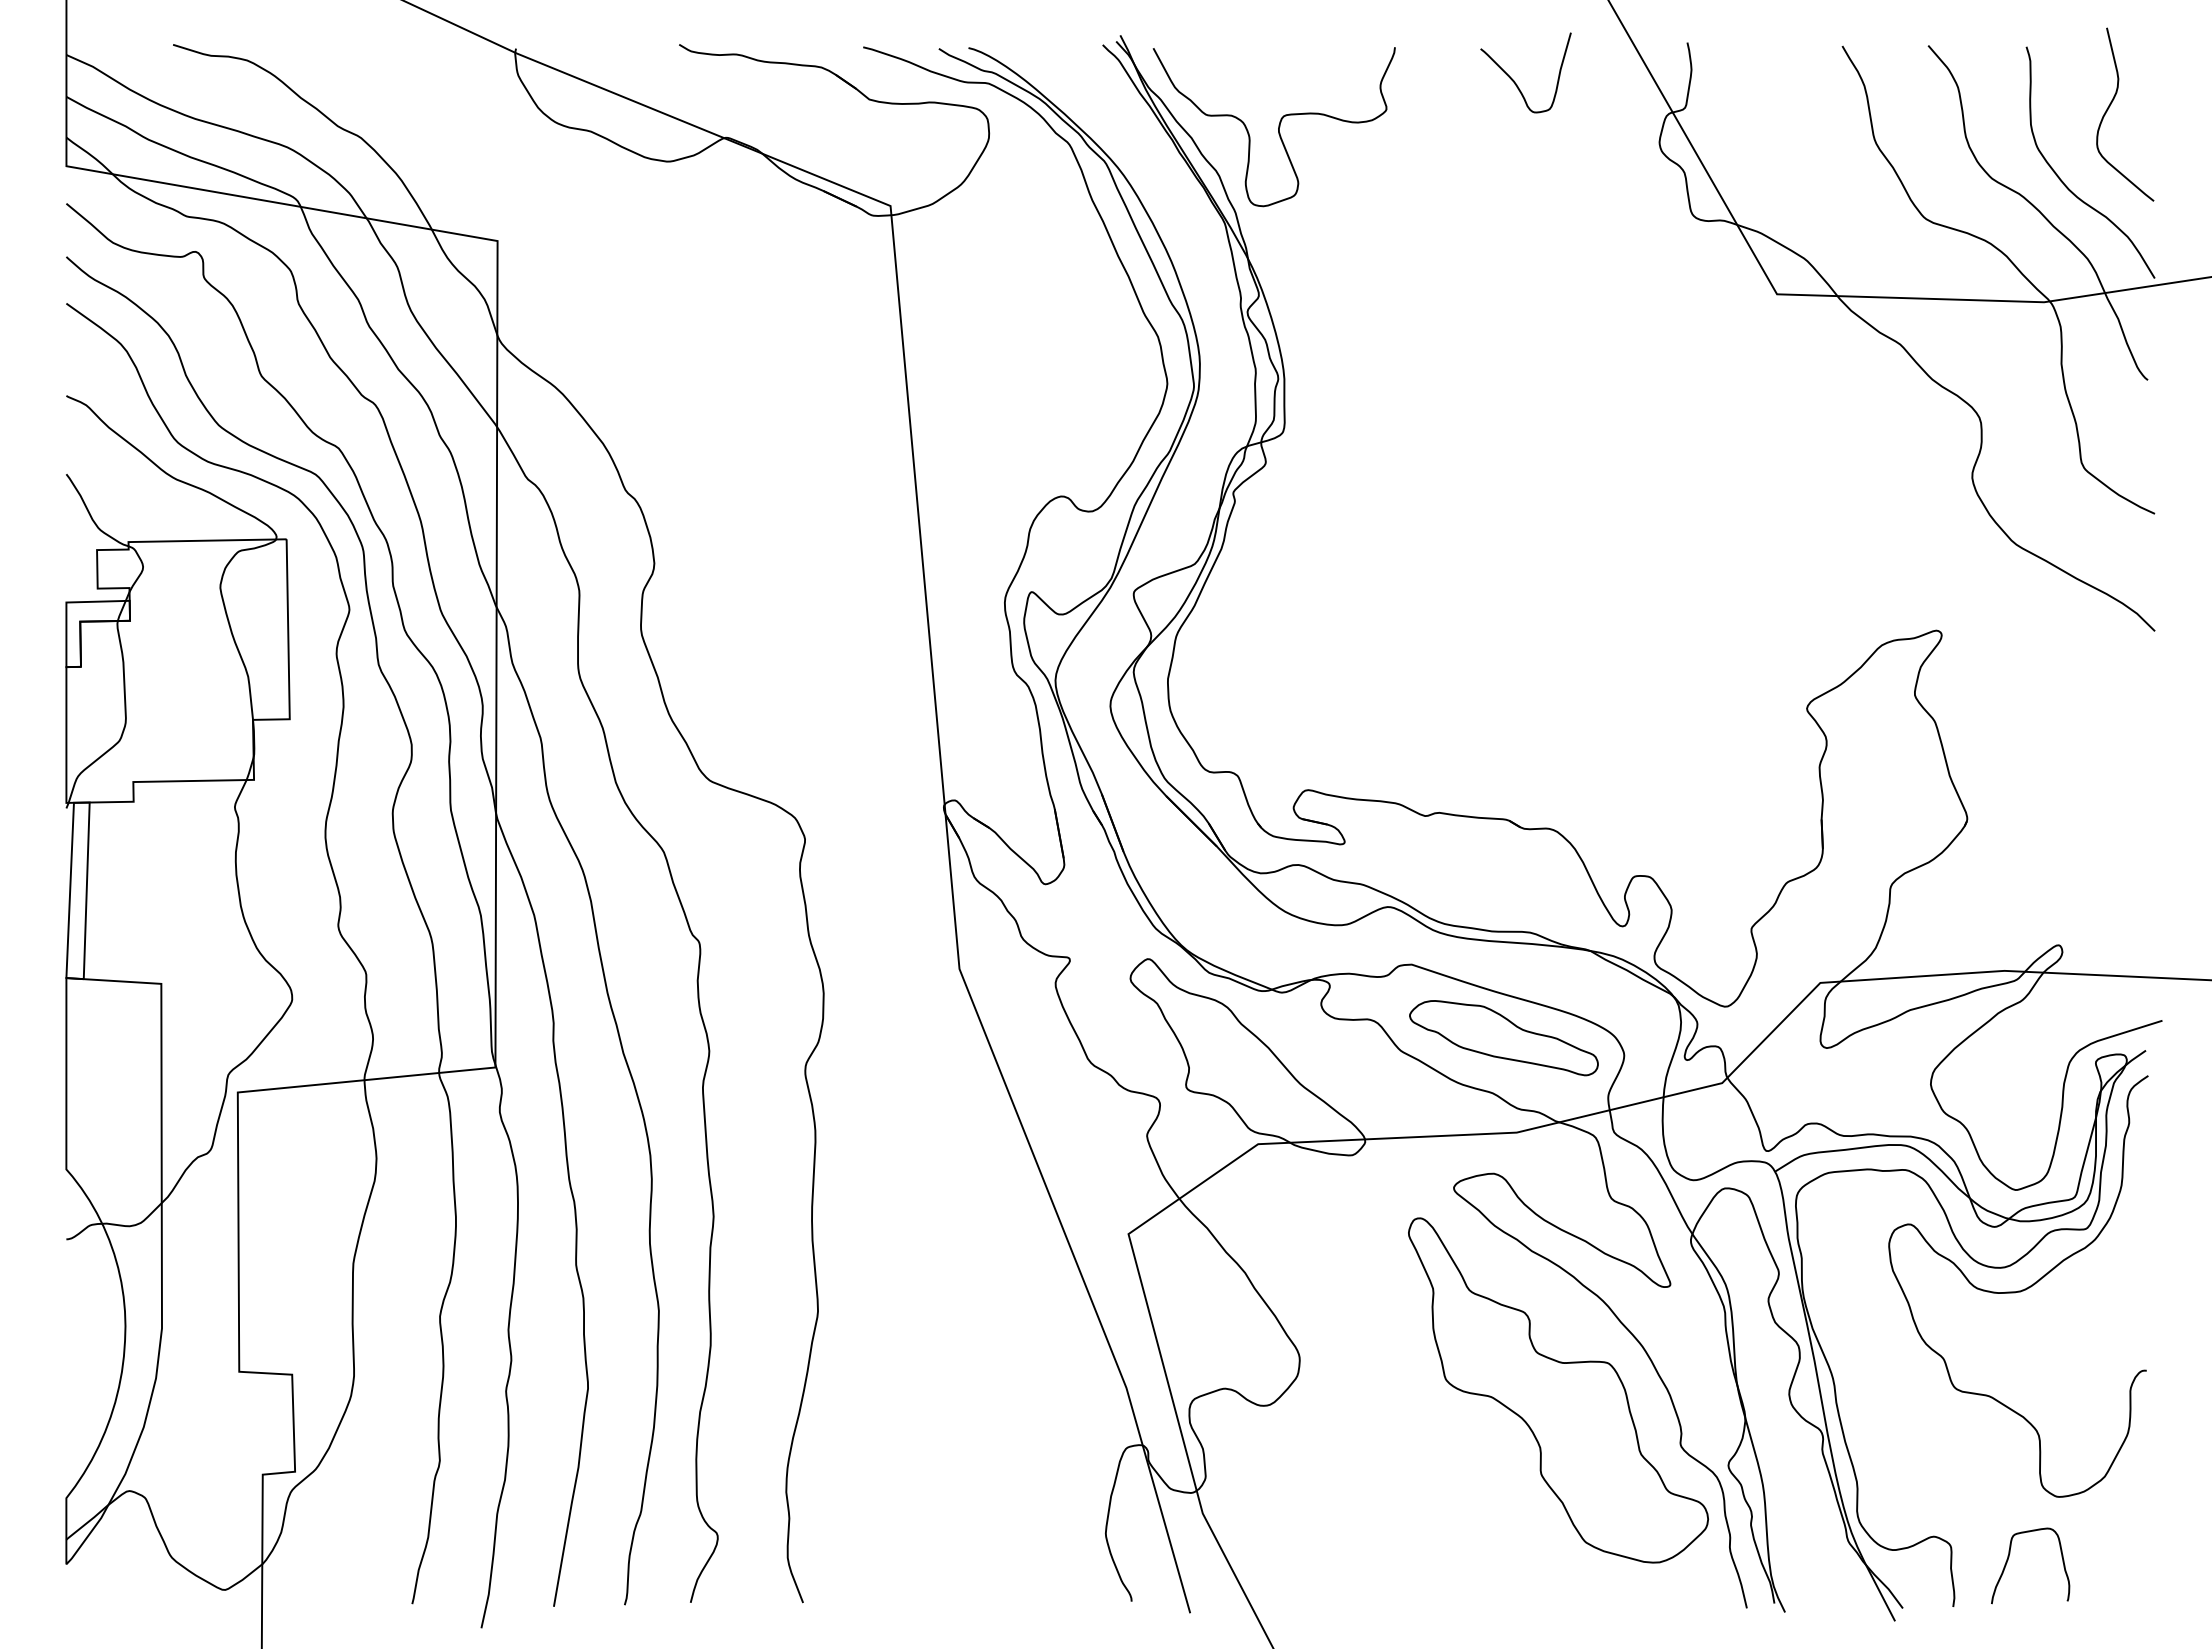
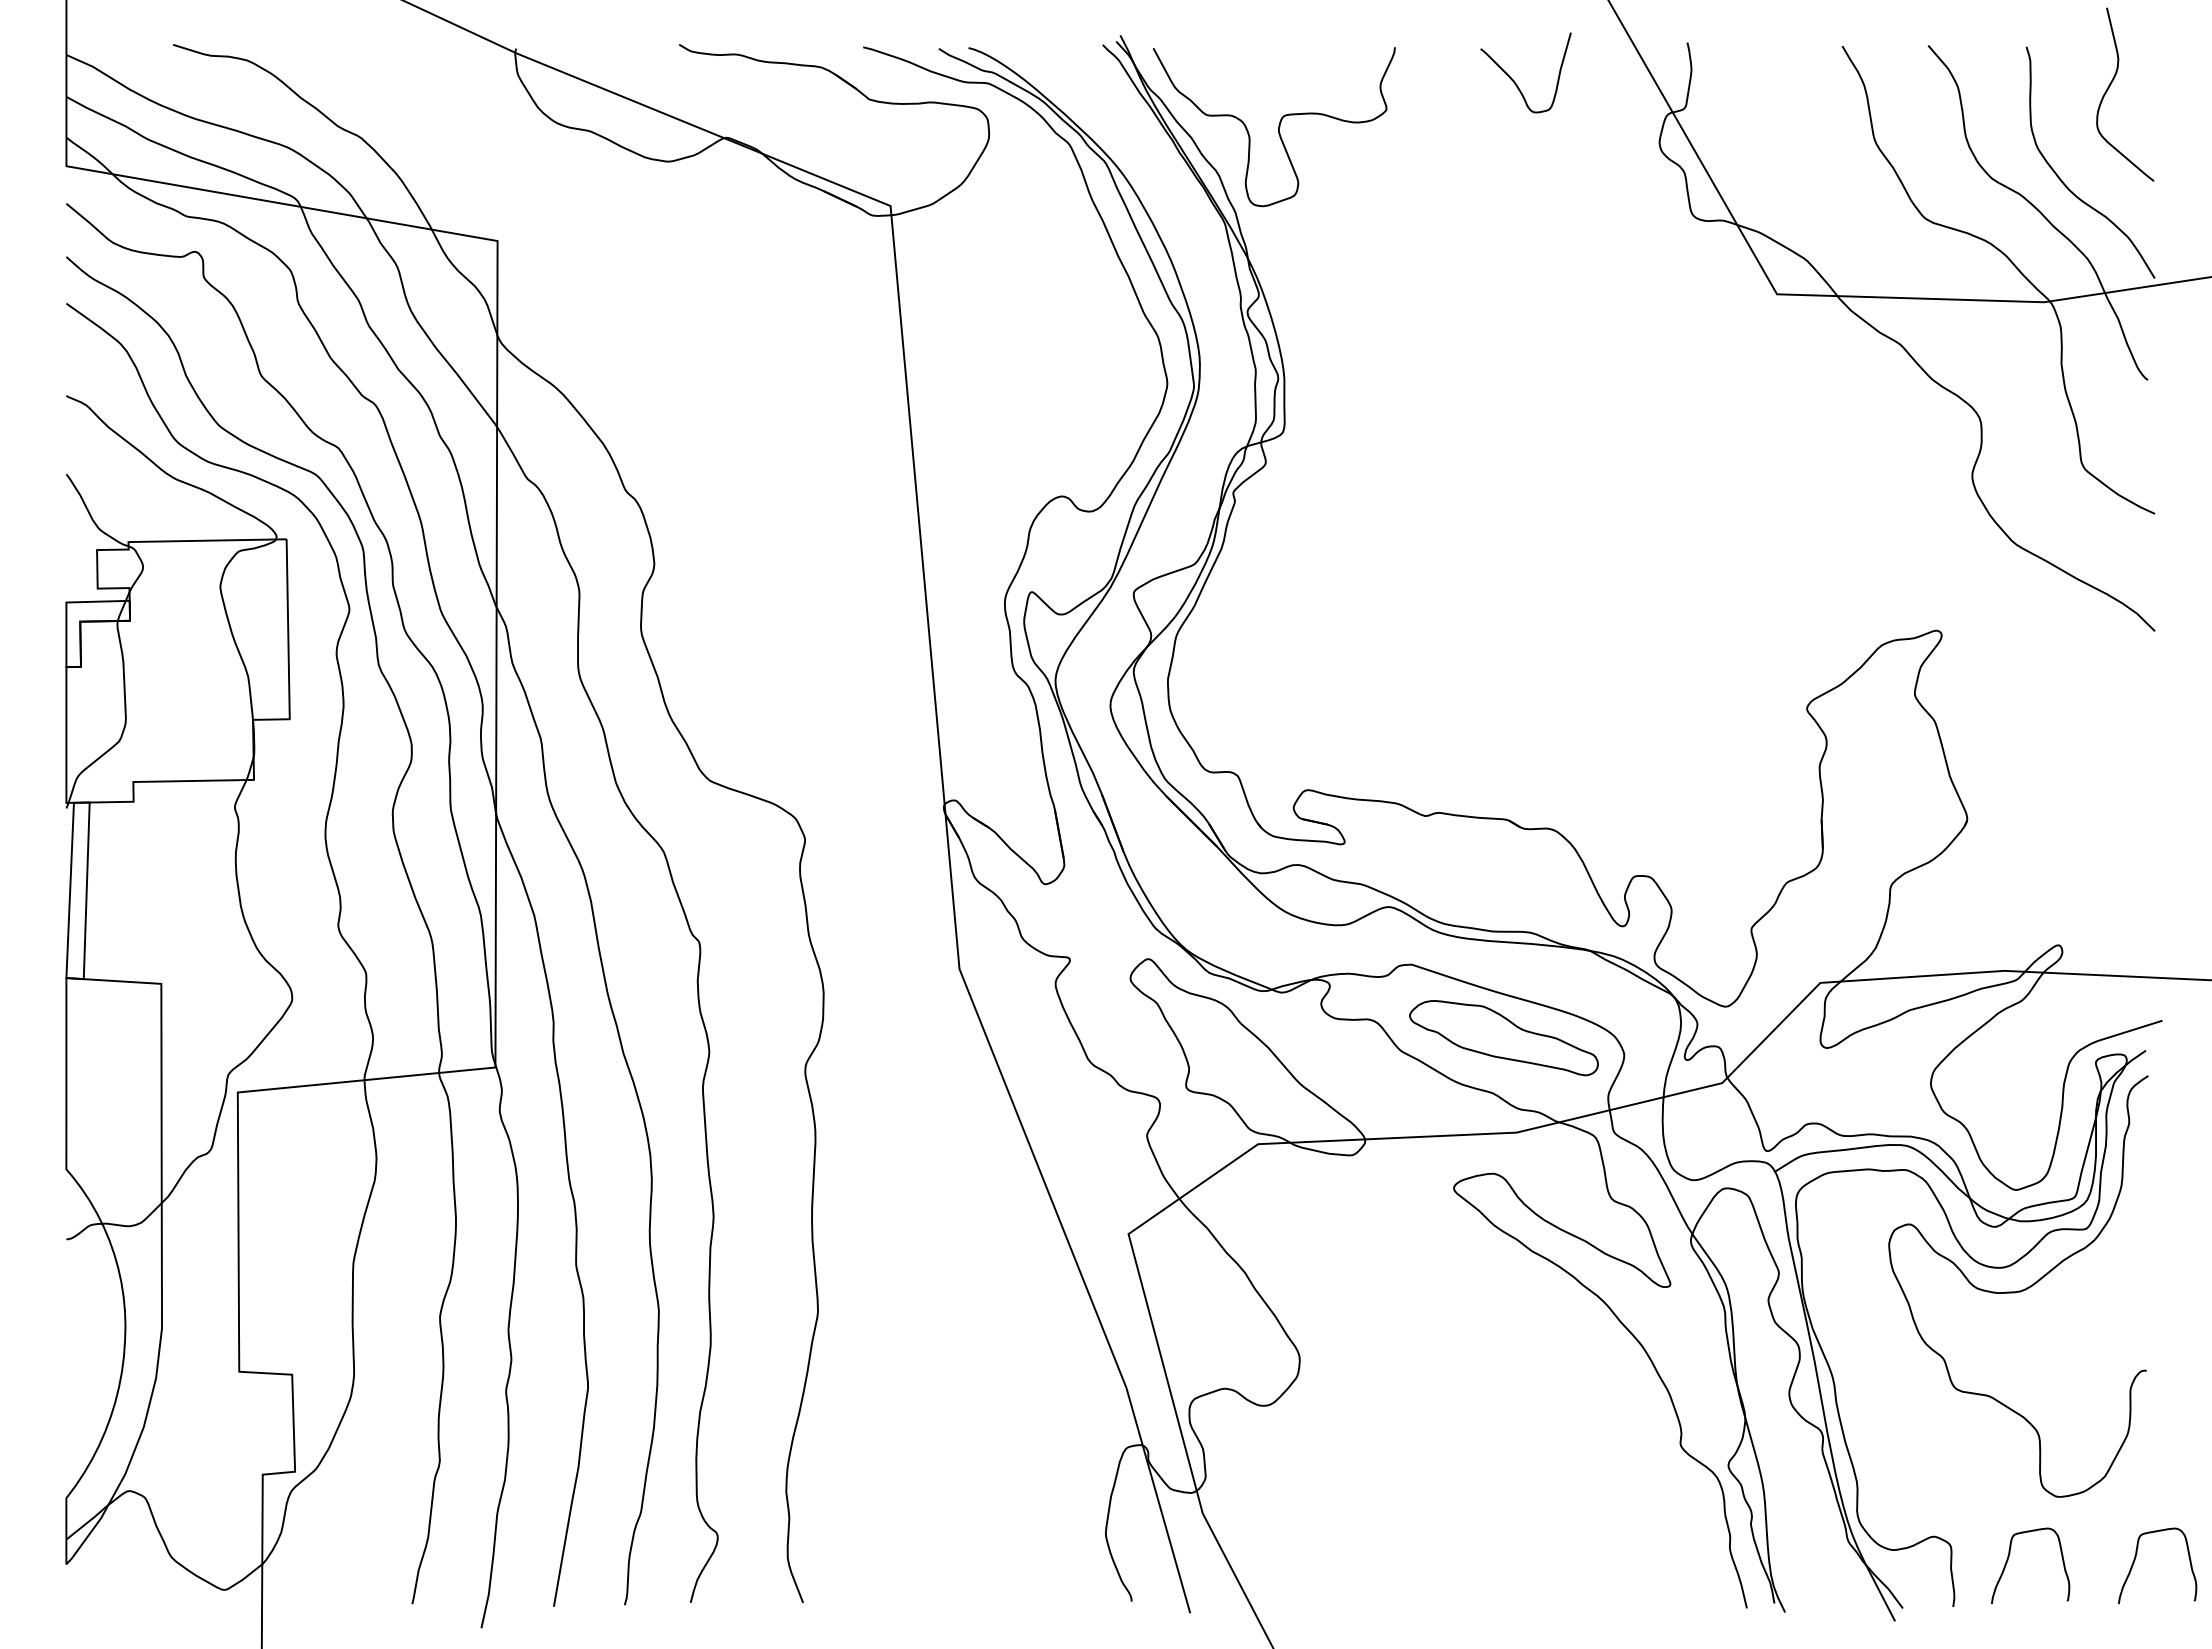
curve position: (2110, 106) -> (2110, 86) (2110, 86)
part: present -> none (1558, 1390)
curve: none -> present (2136, 1557)
